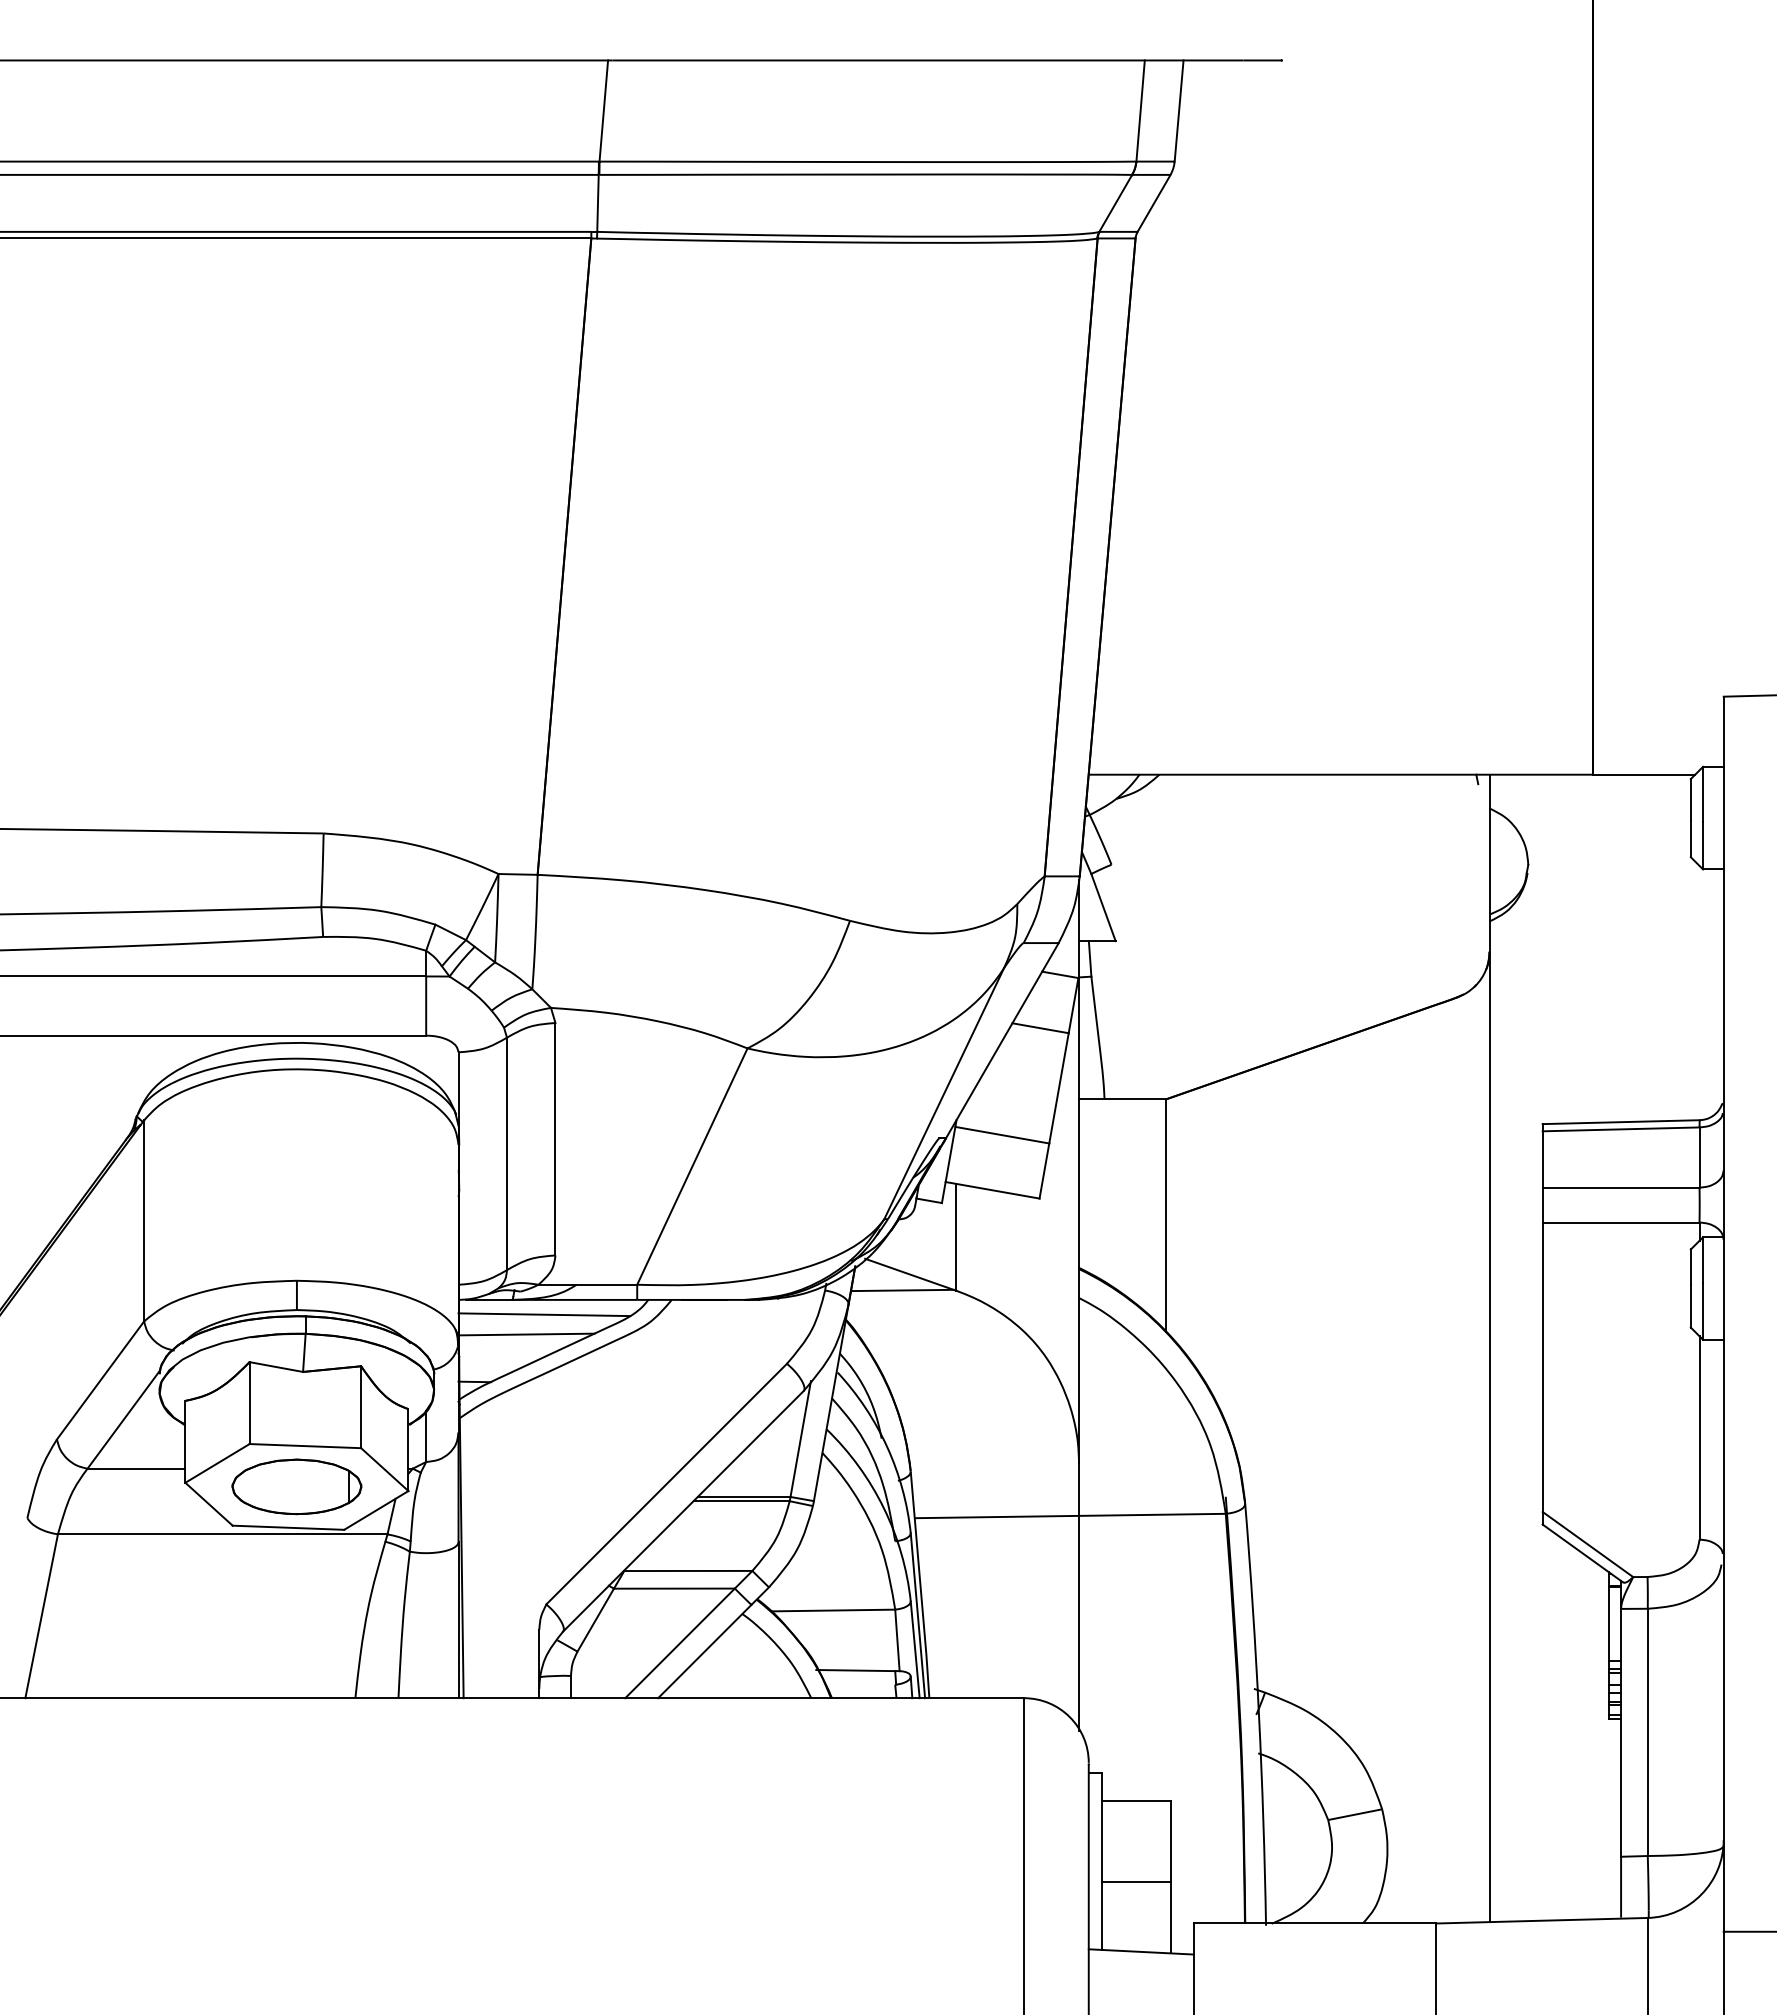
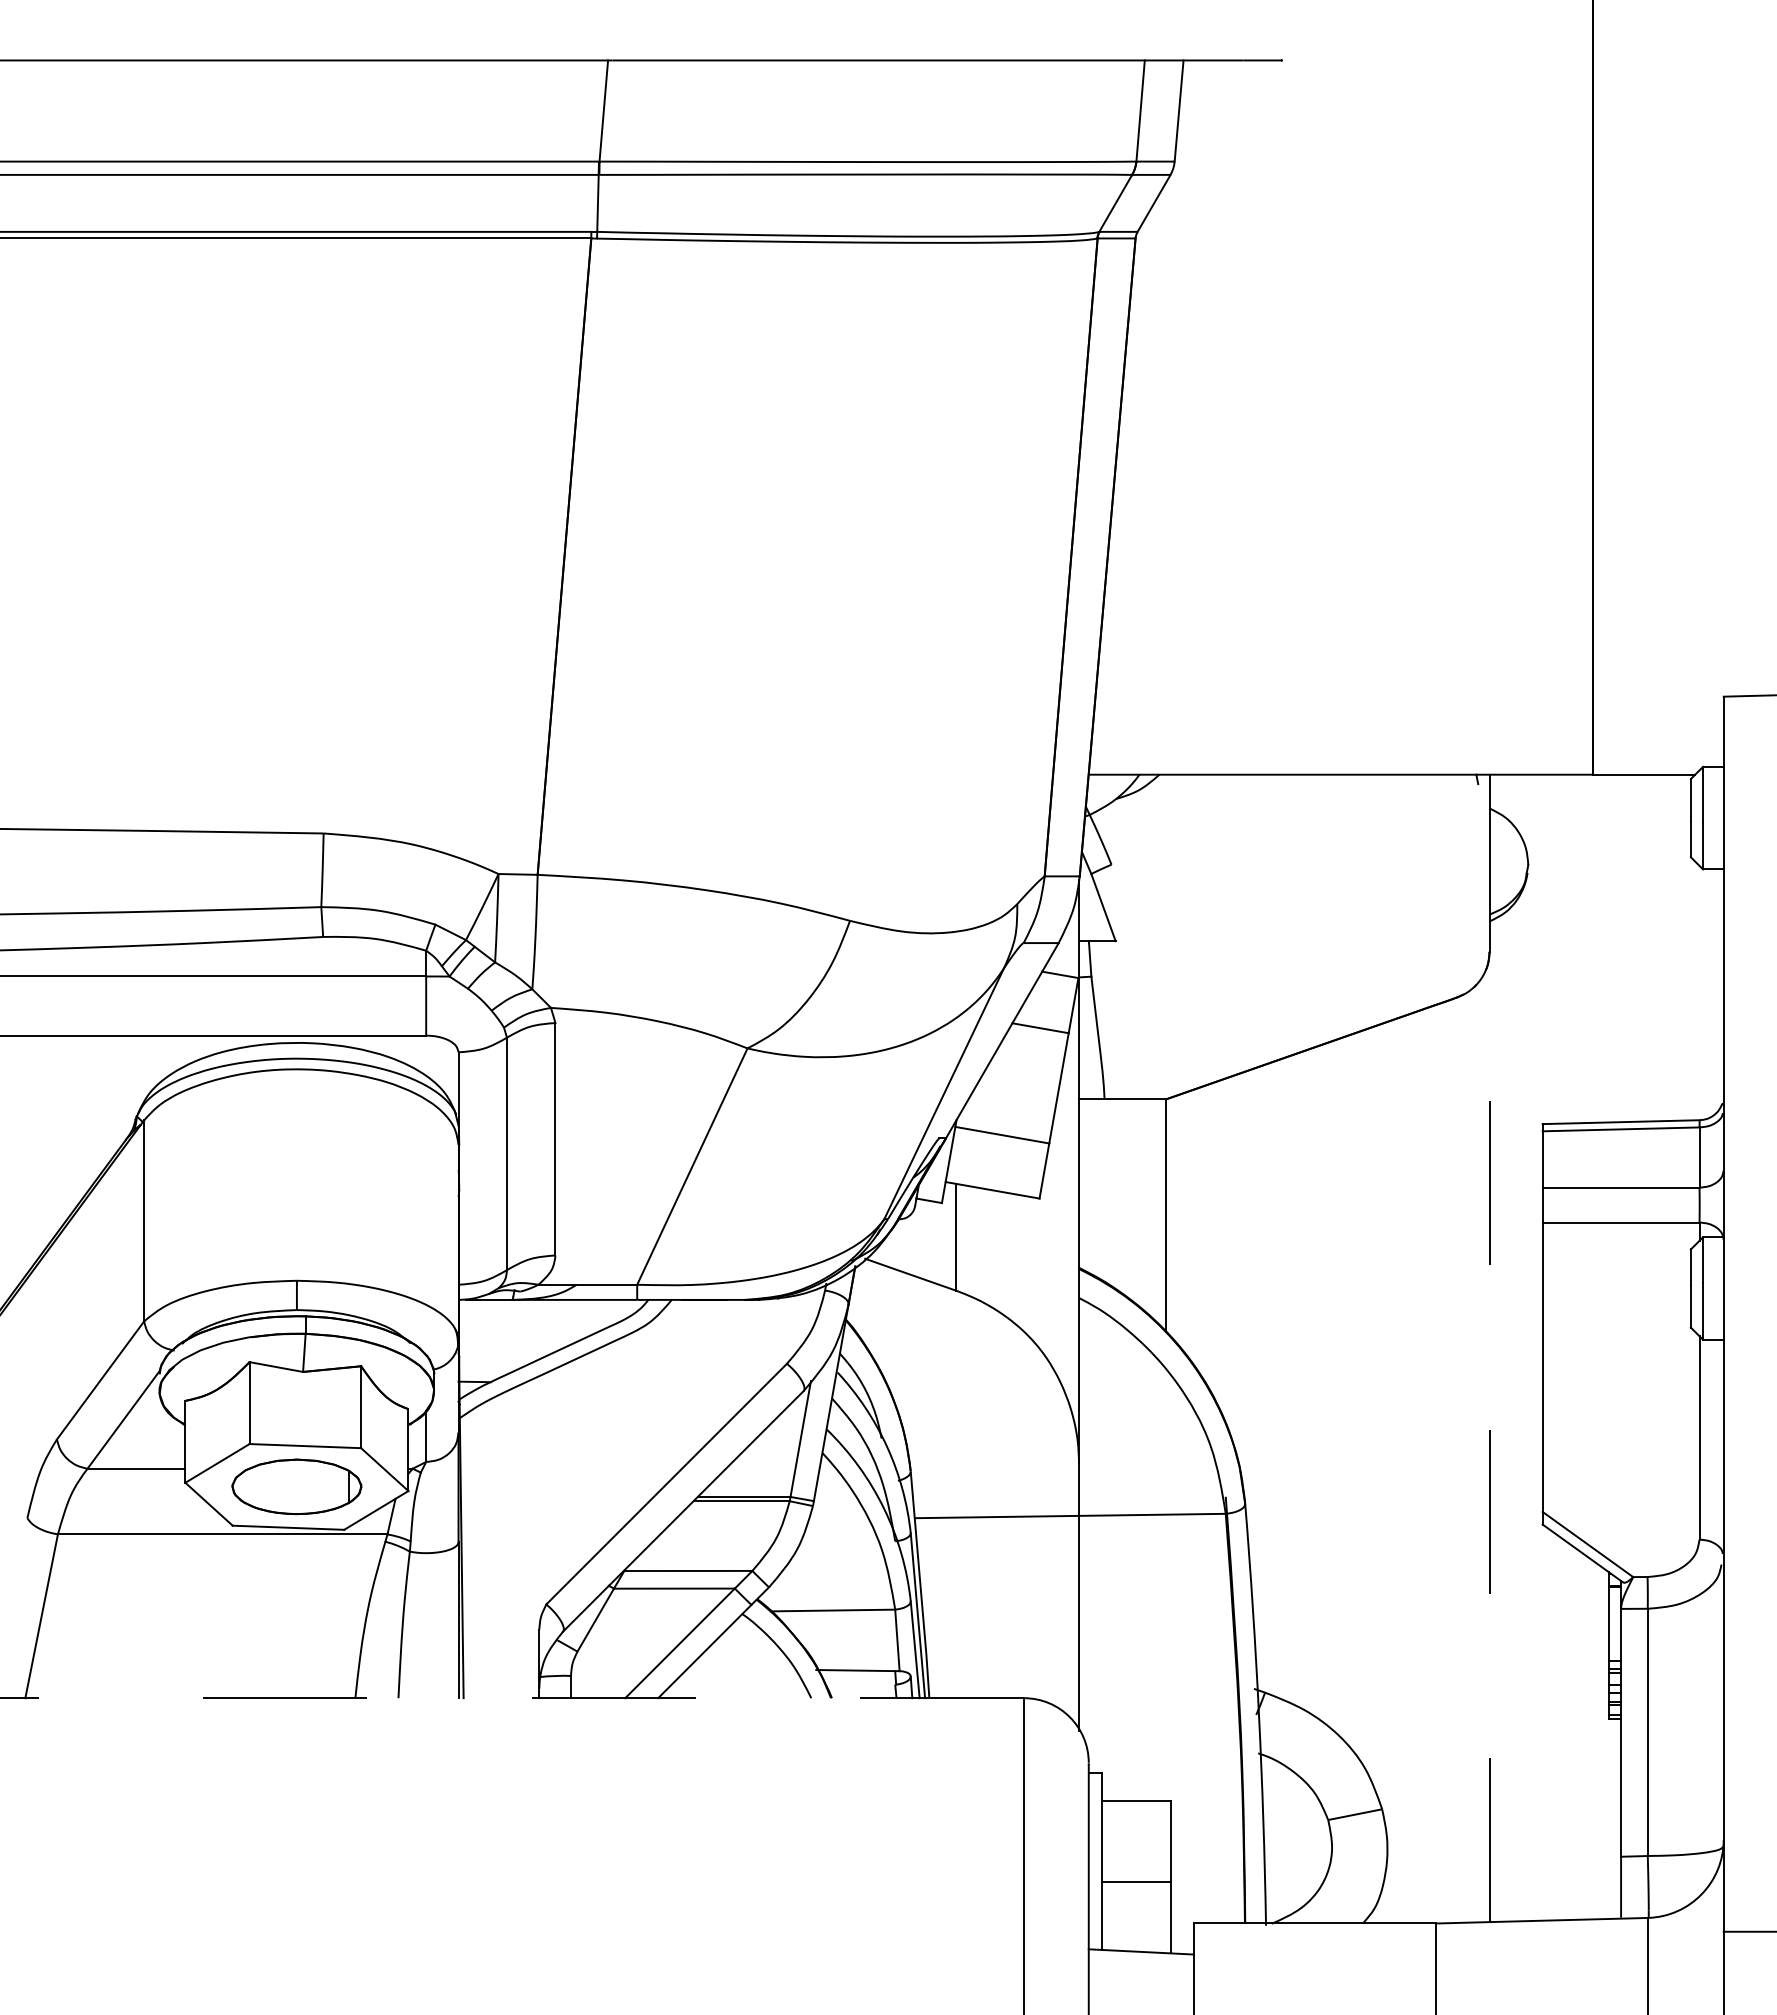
line: present -> none (901, 1290)
line: present -> none (544, 1314)
line: present -> none (526, 1334)
line: solid -> dashed (1489, 1436)
line: solid -> dashed (512, 1698)
